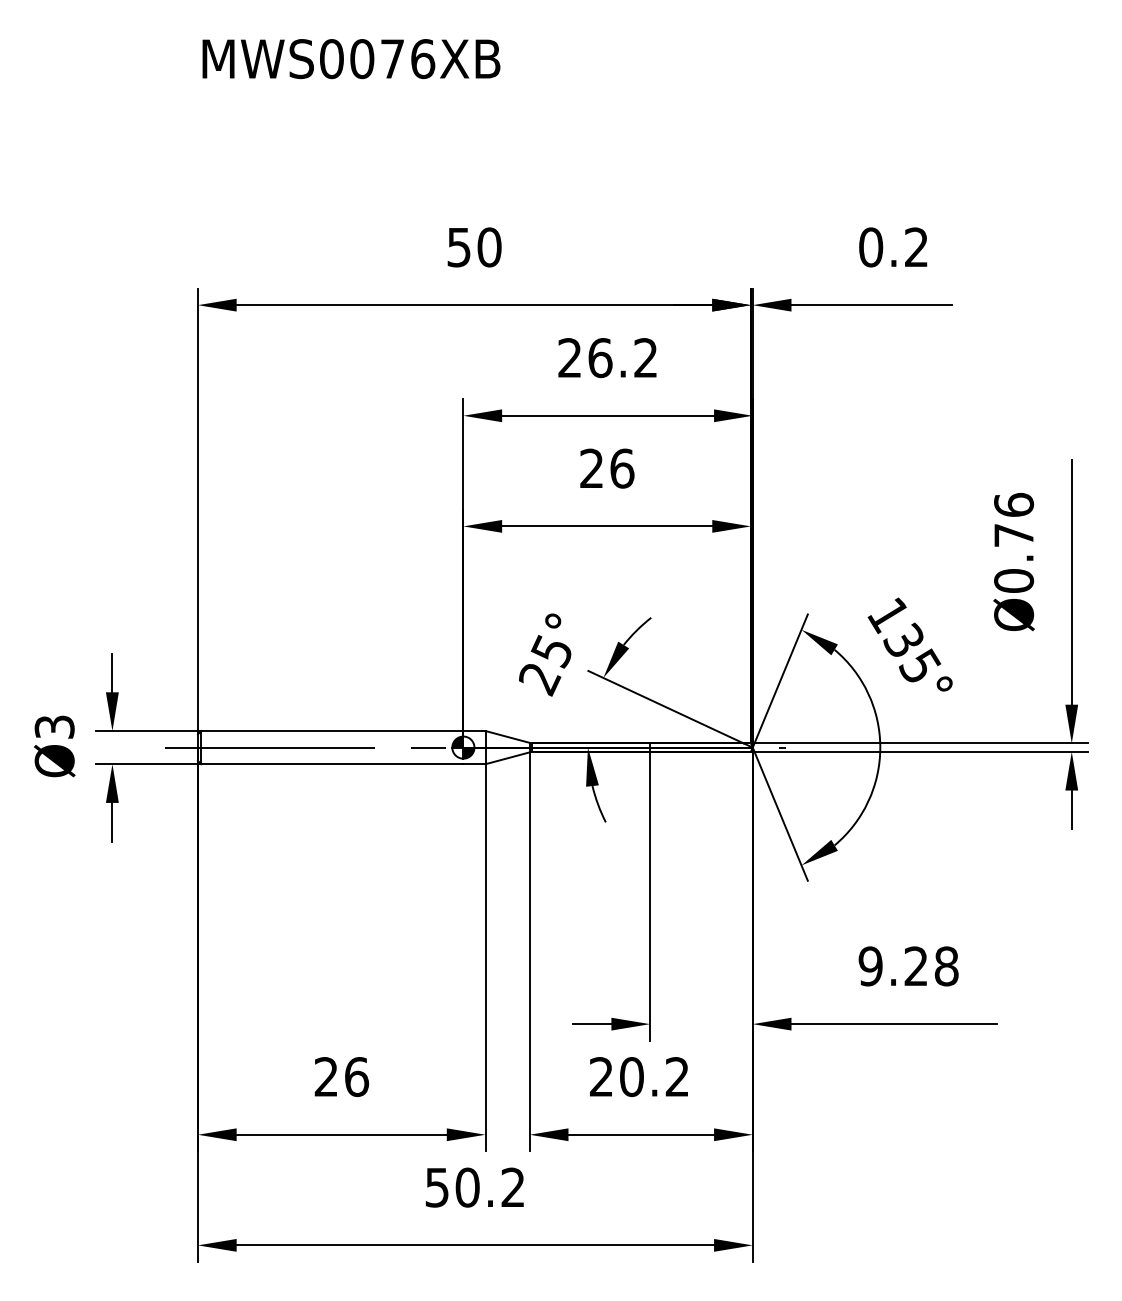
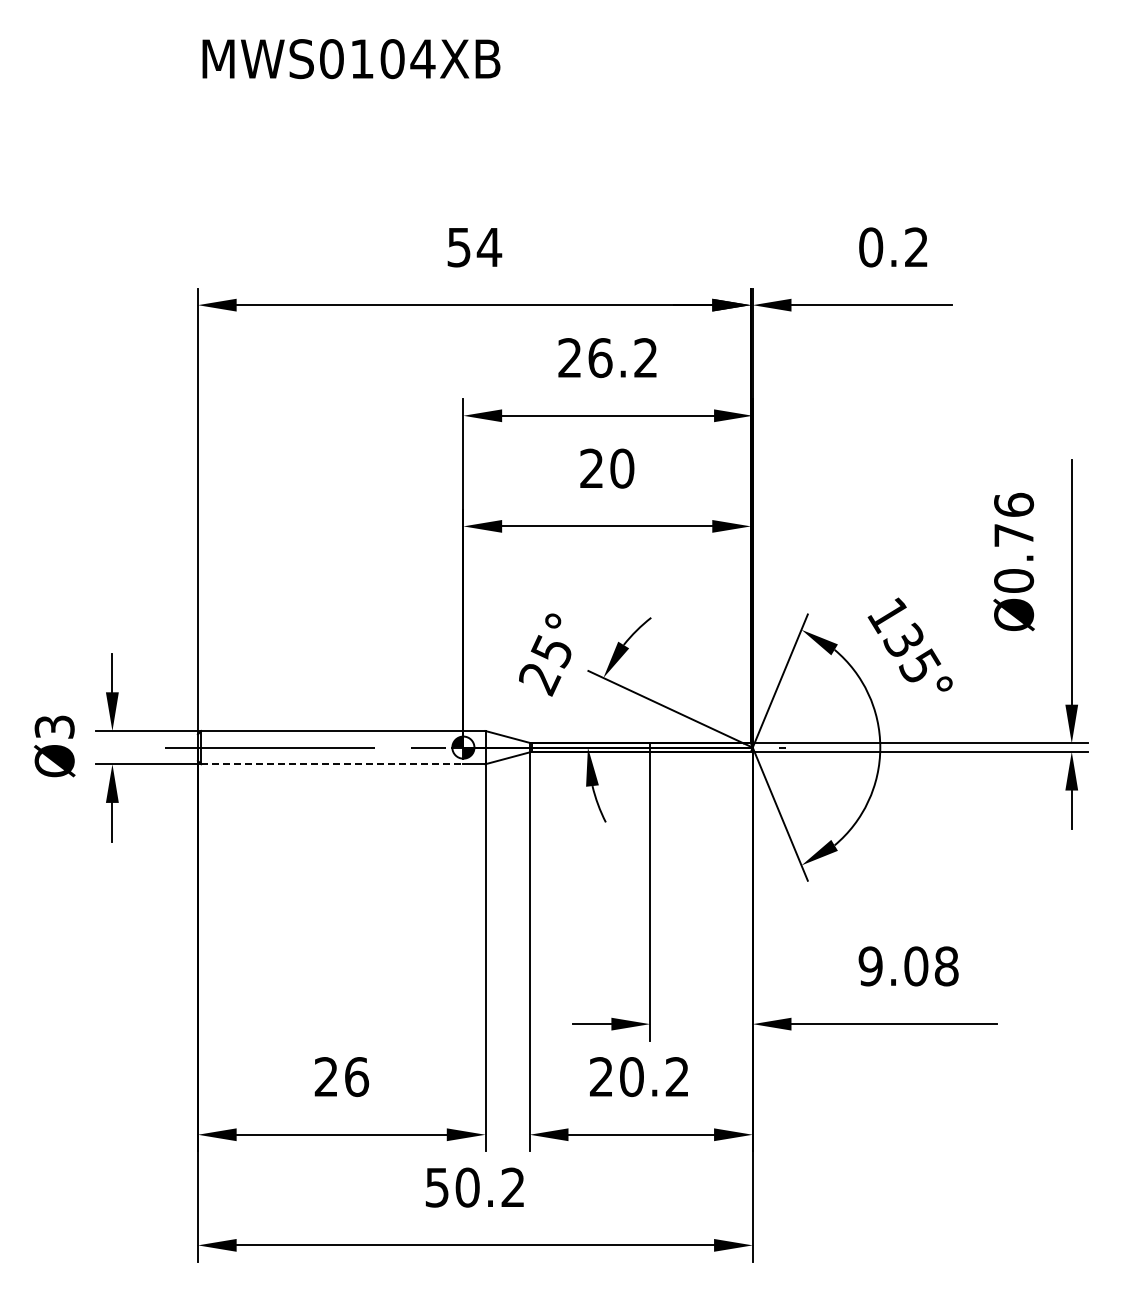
text: MWS0076XB -> MWS0104XB (392, 59)
text: 50 -> 54 (489, 247)
text: 26 -> 20 (622, 468)
line: solid -> dashed (332, 764)
text: 9.28 -> 9.08 (916, 966)
